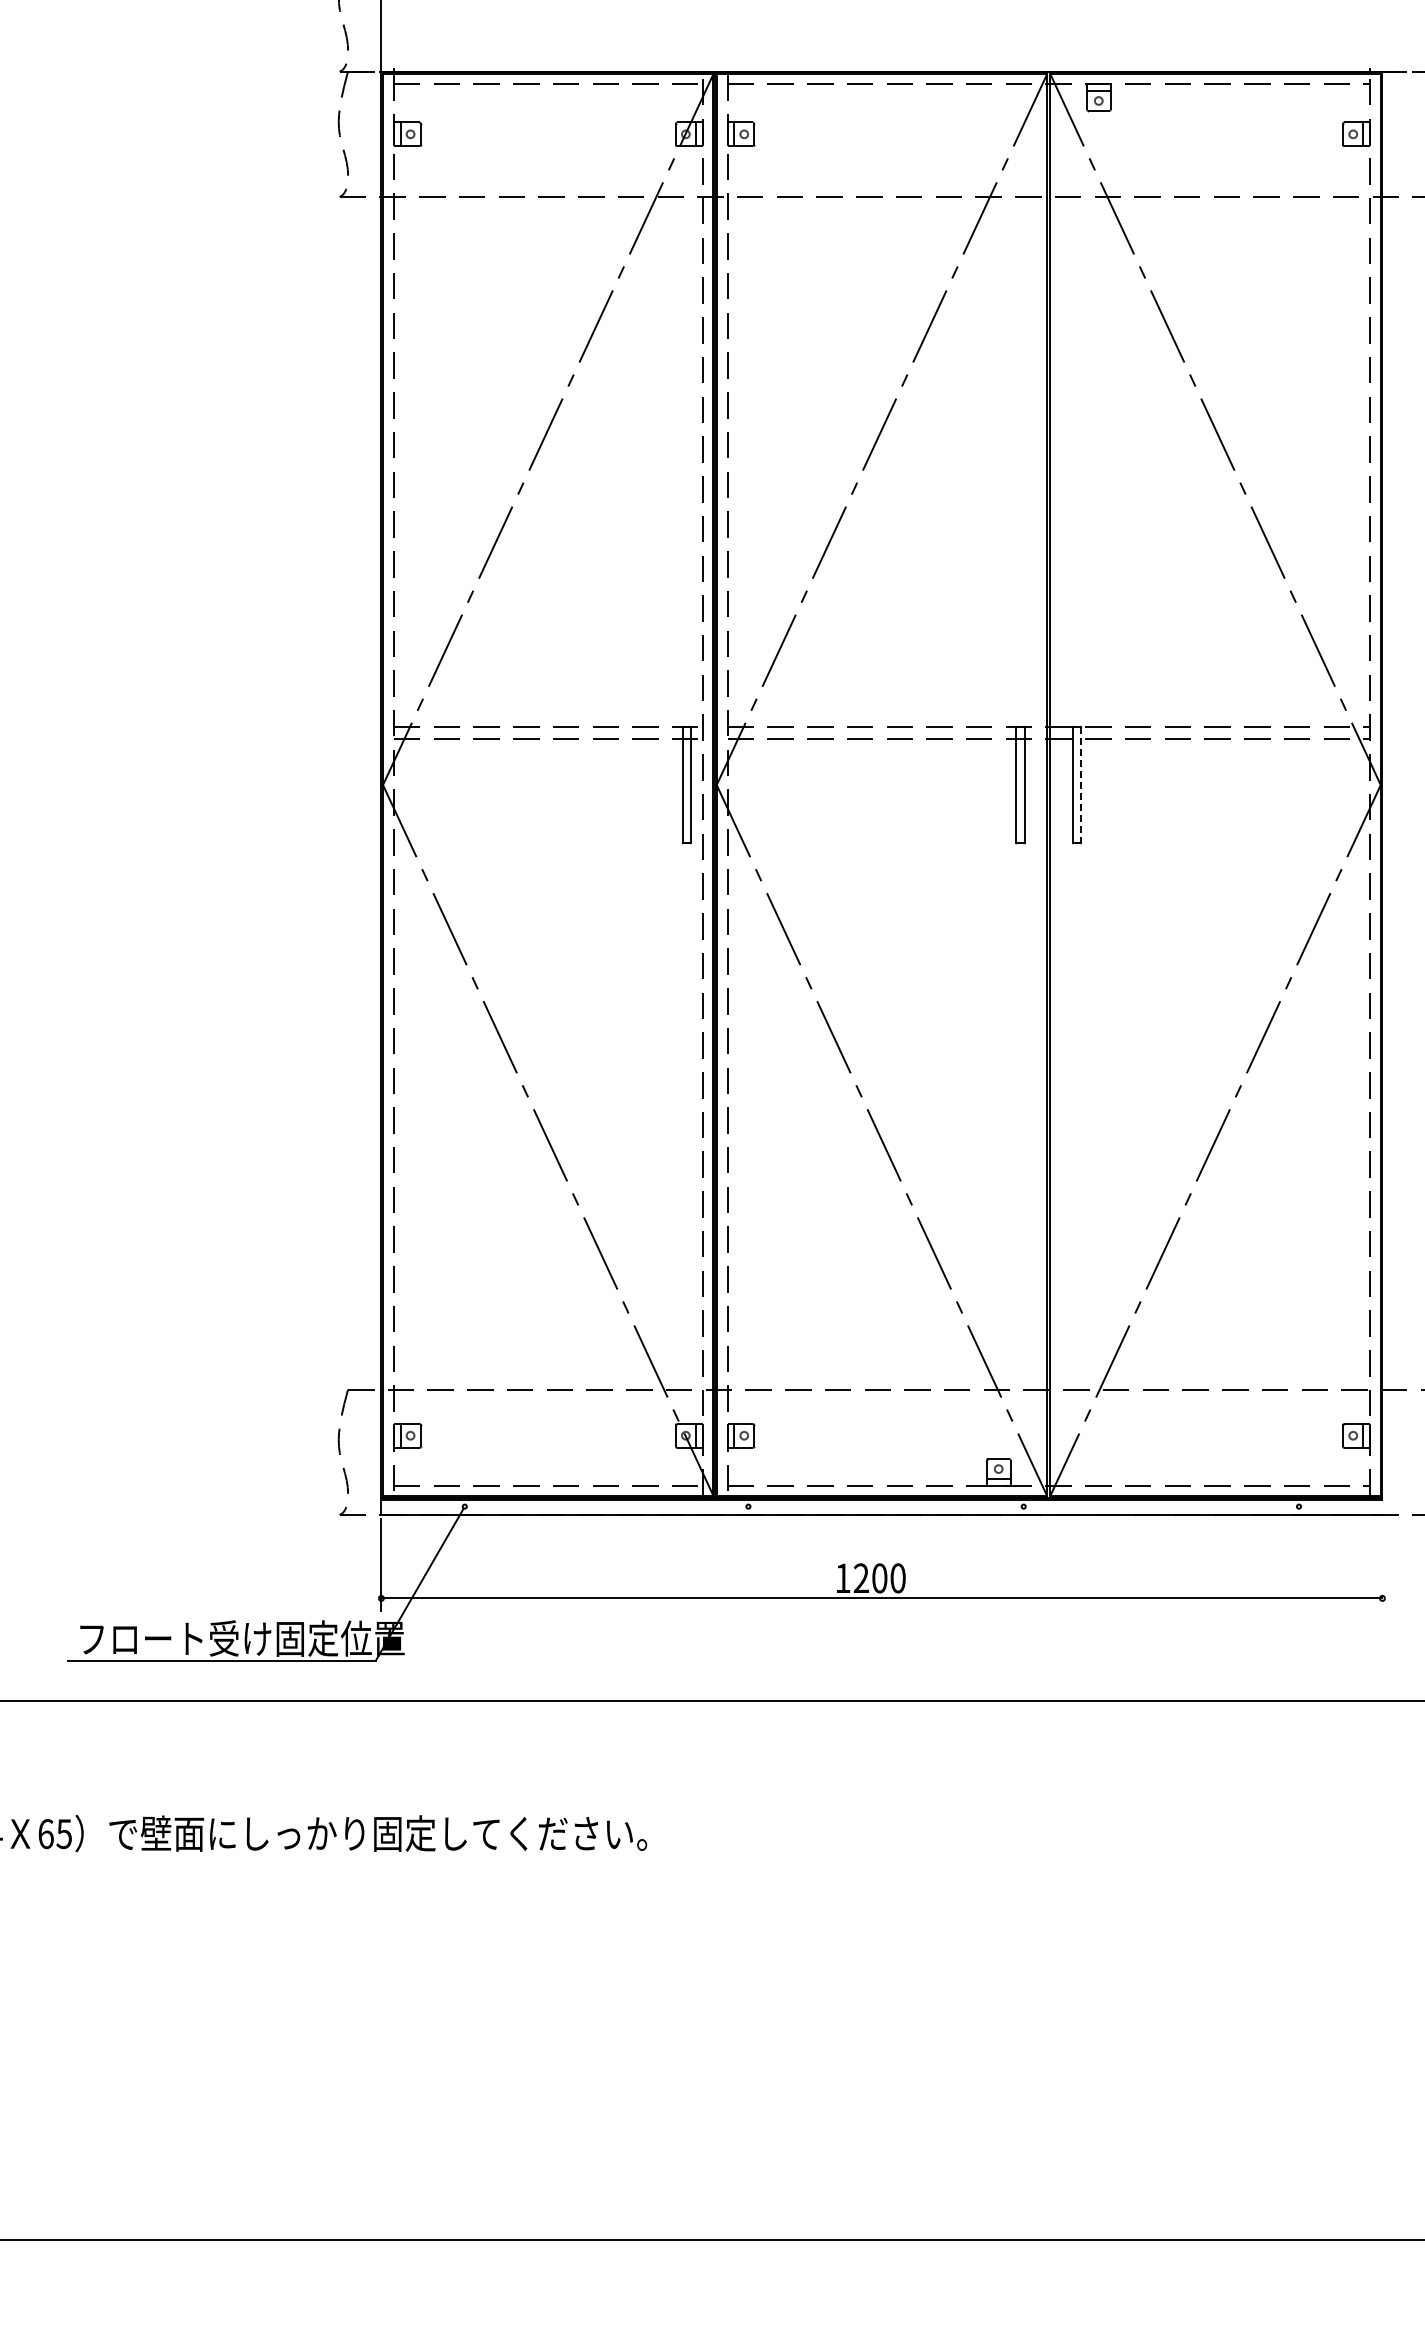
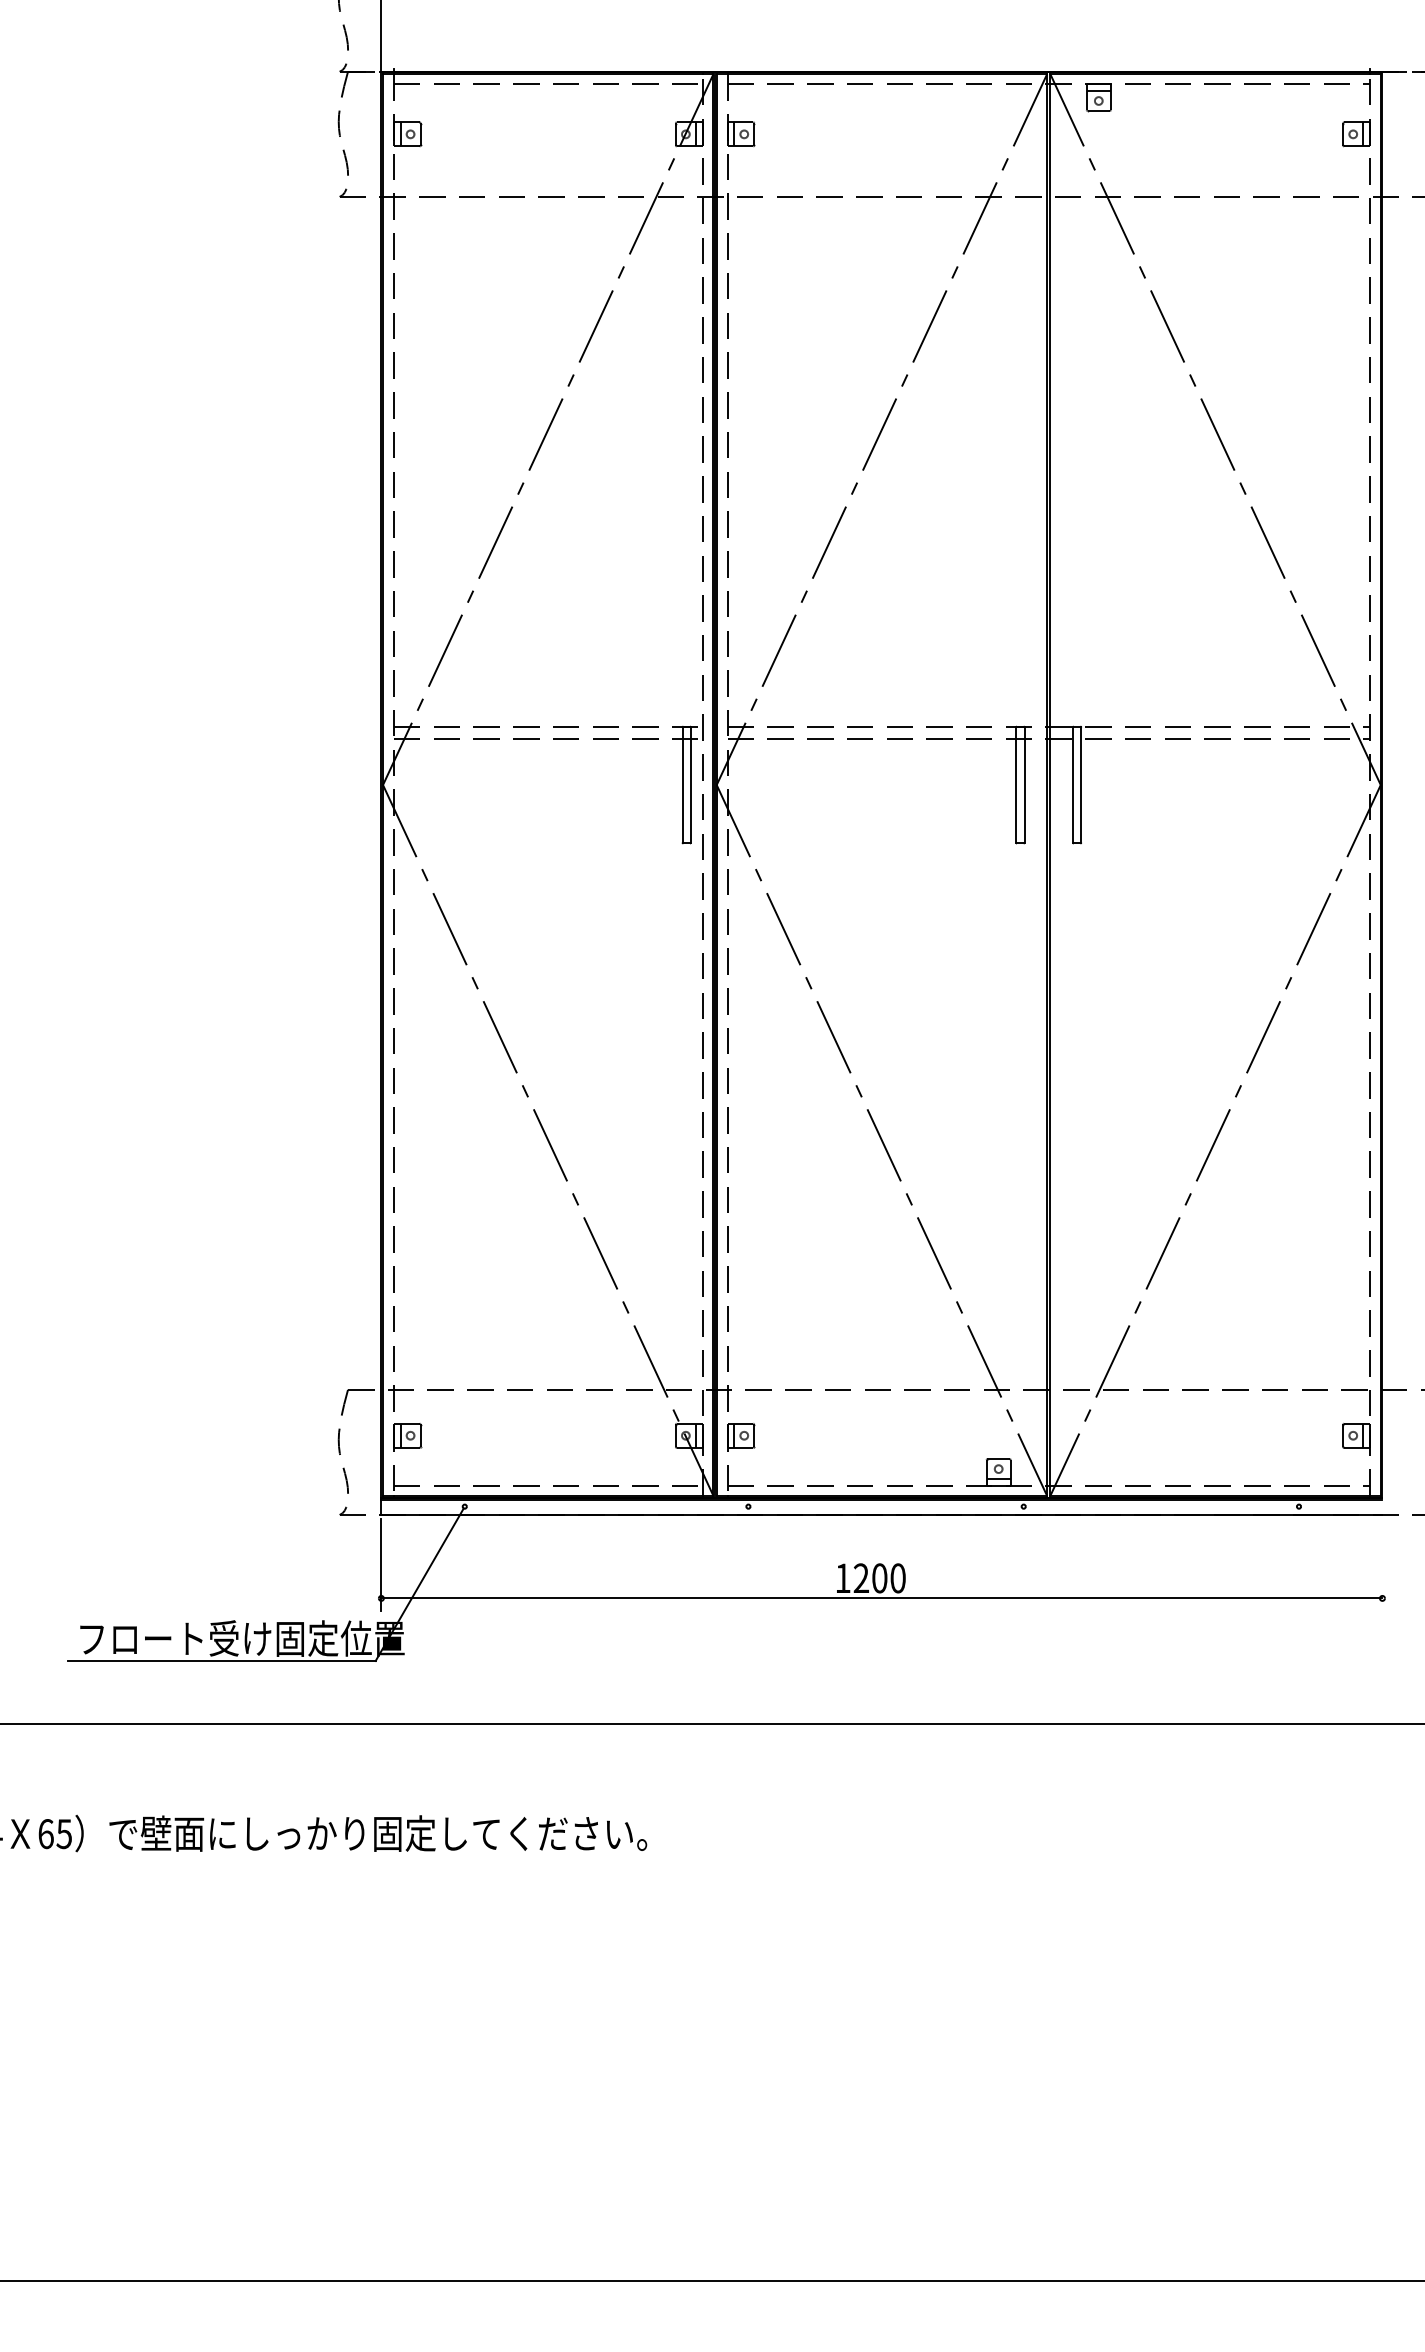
line: dashed -> solid (1081, 785)
line position: (711, 1700) -> (711, 1723) (711, 1723)
line position: (711, 2240) -> (711, 2281) (711, 2281)
